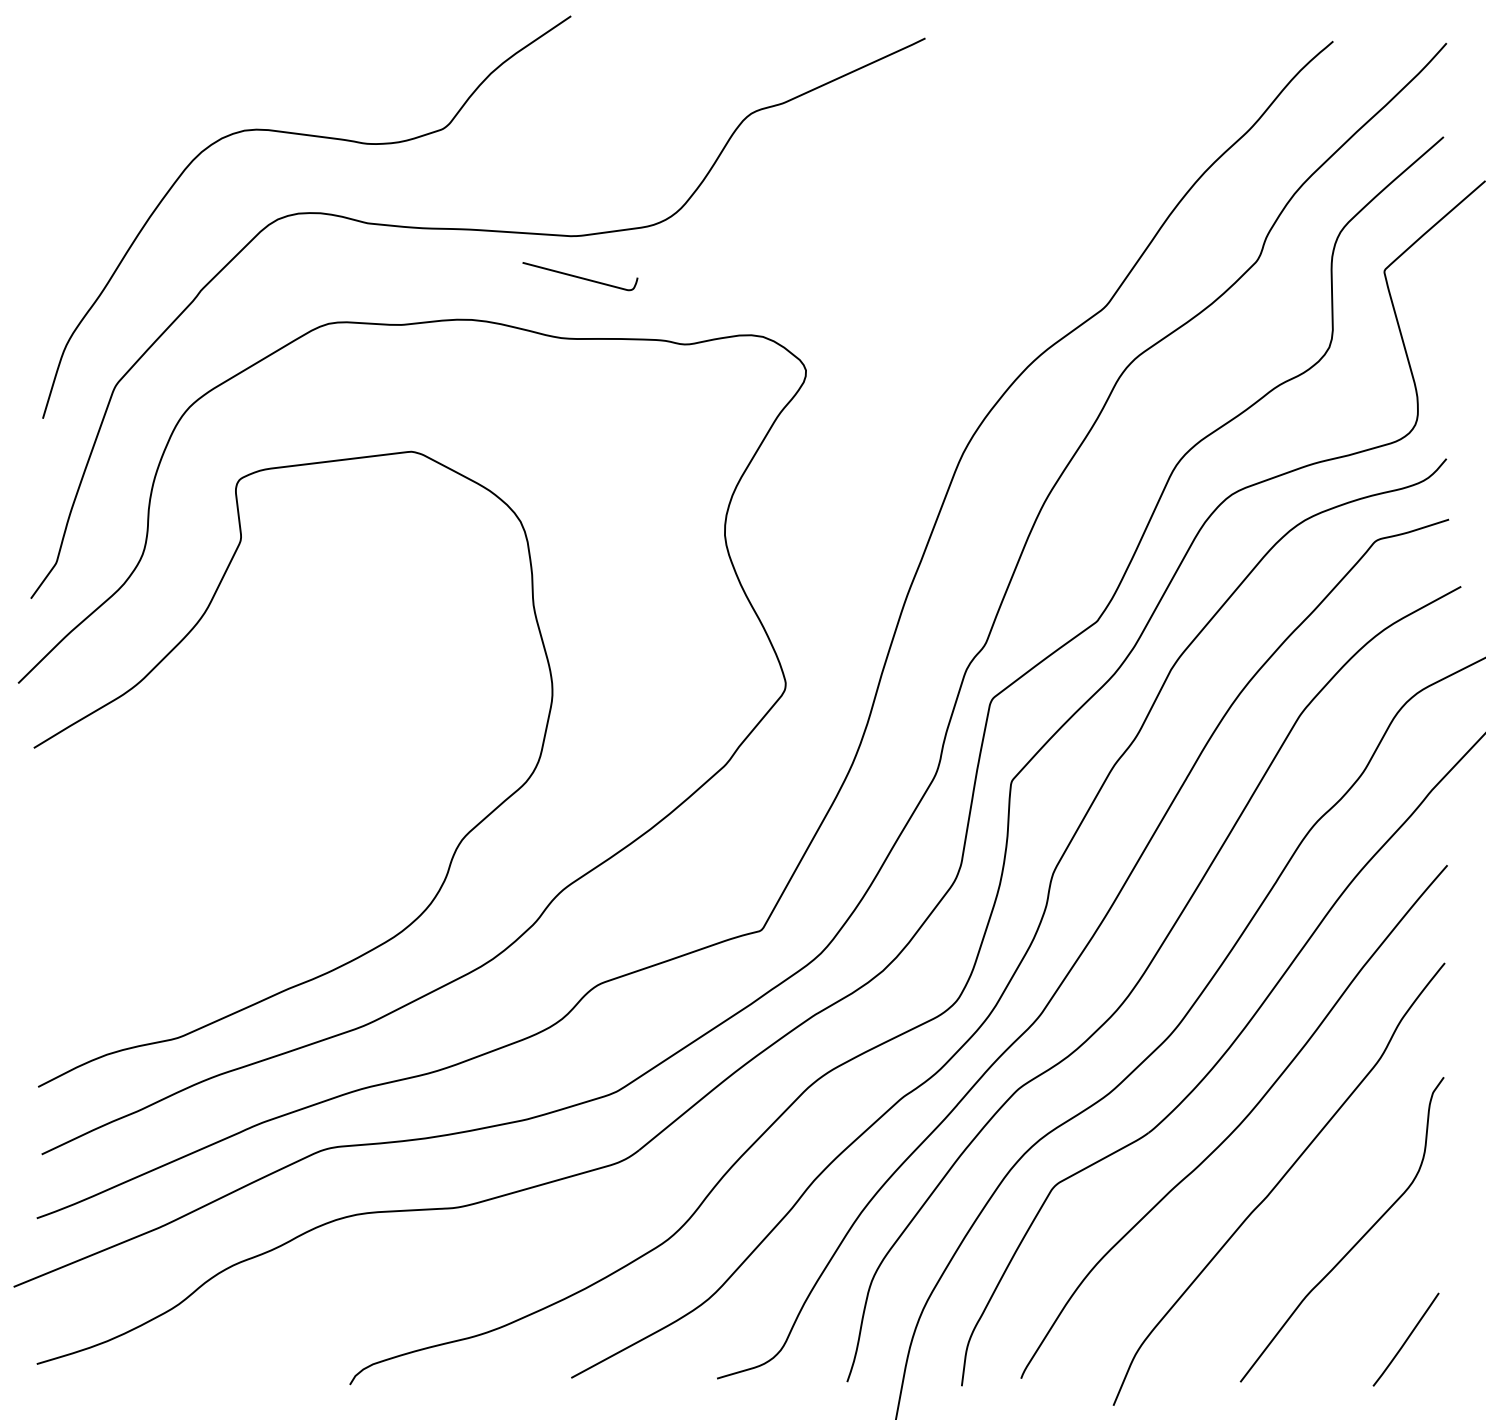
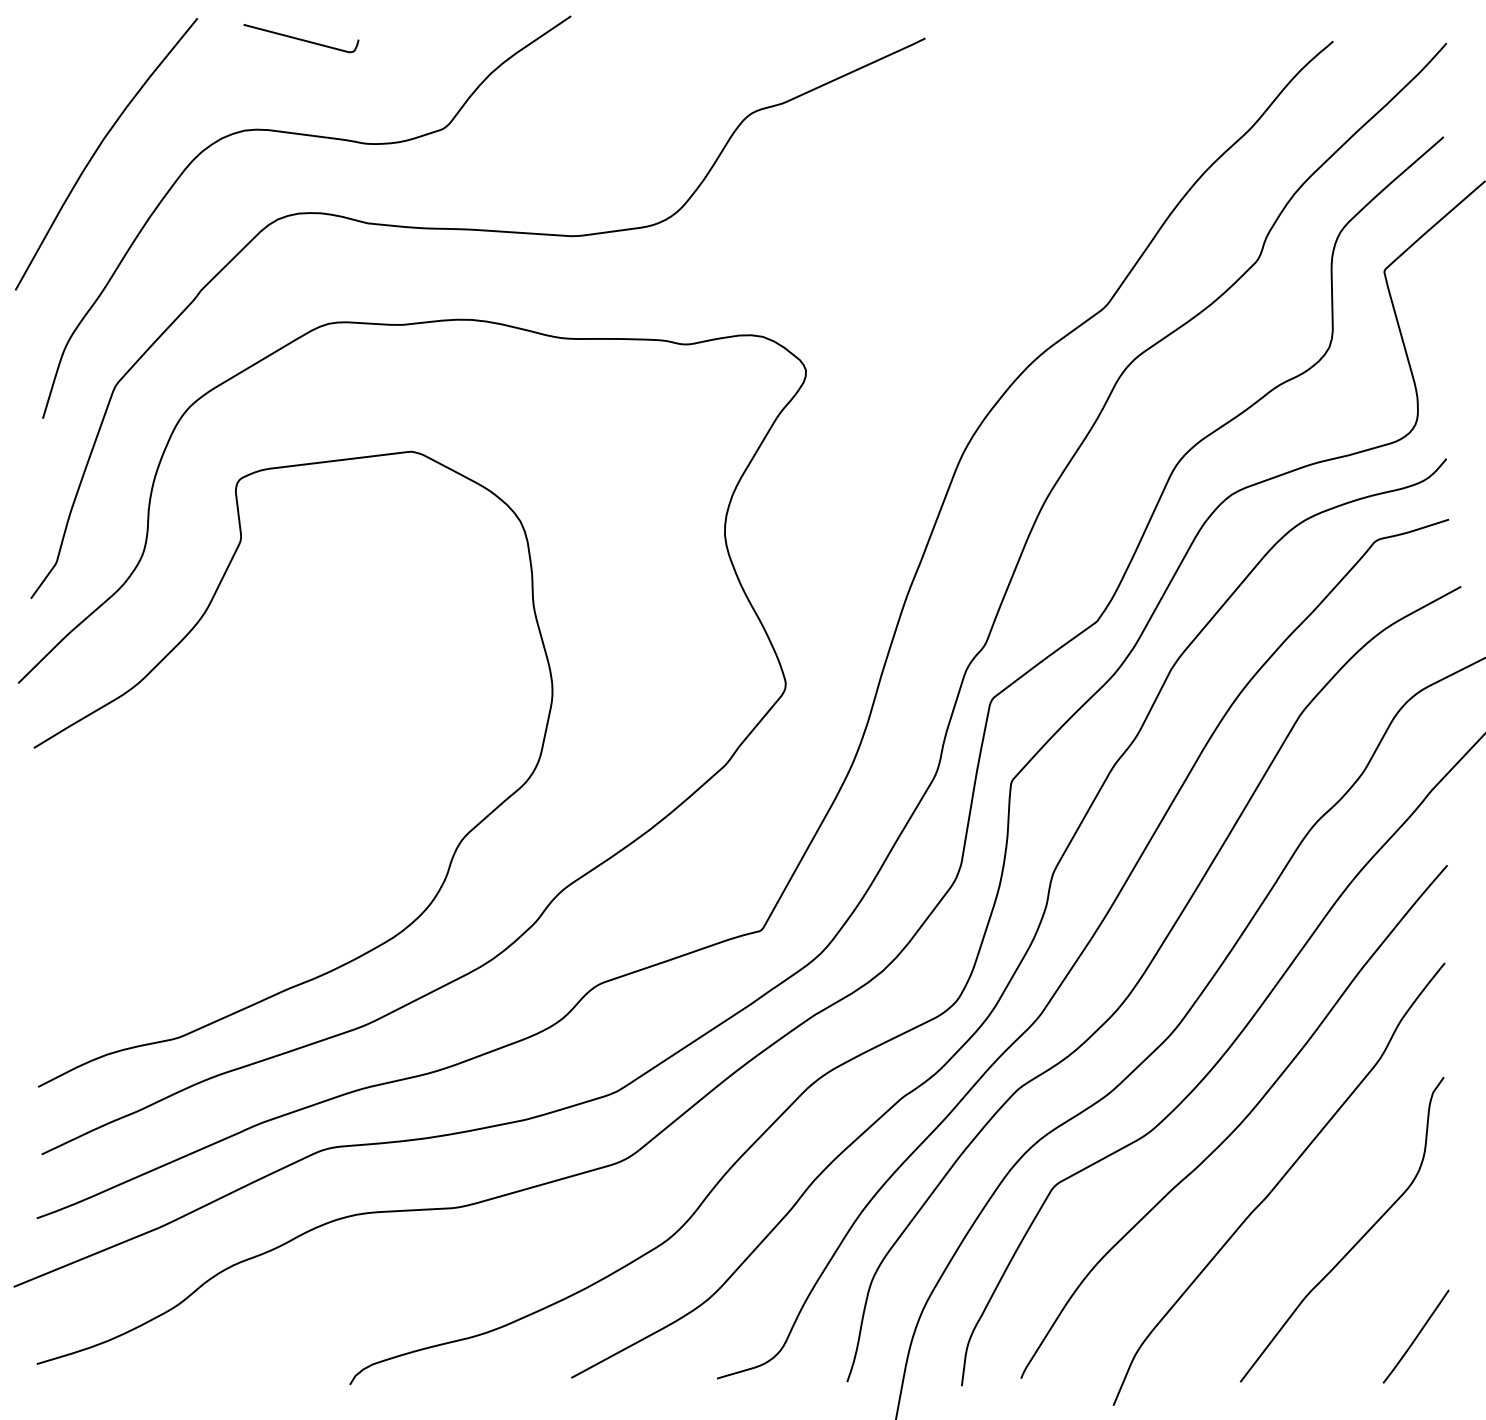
curve: none -> present (98, 149)
curve position: (580, 276) -> (301, 38) (301, 38)
curve position: (1406, 1339) -> (1416, 1336) (1416, 1336)
